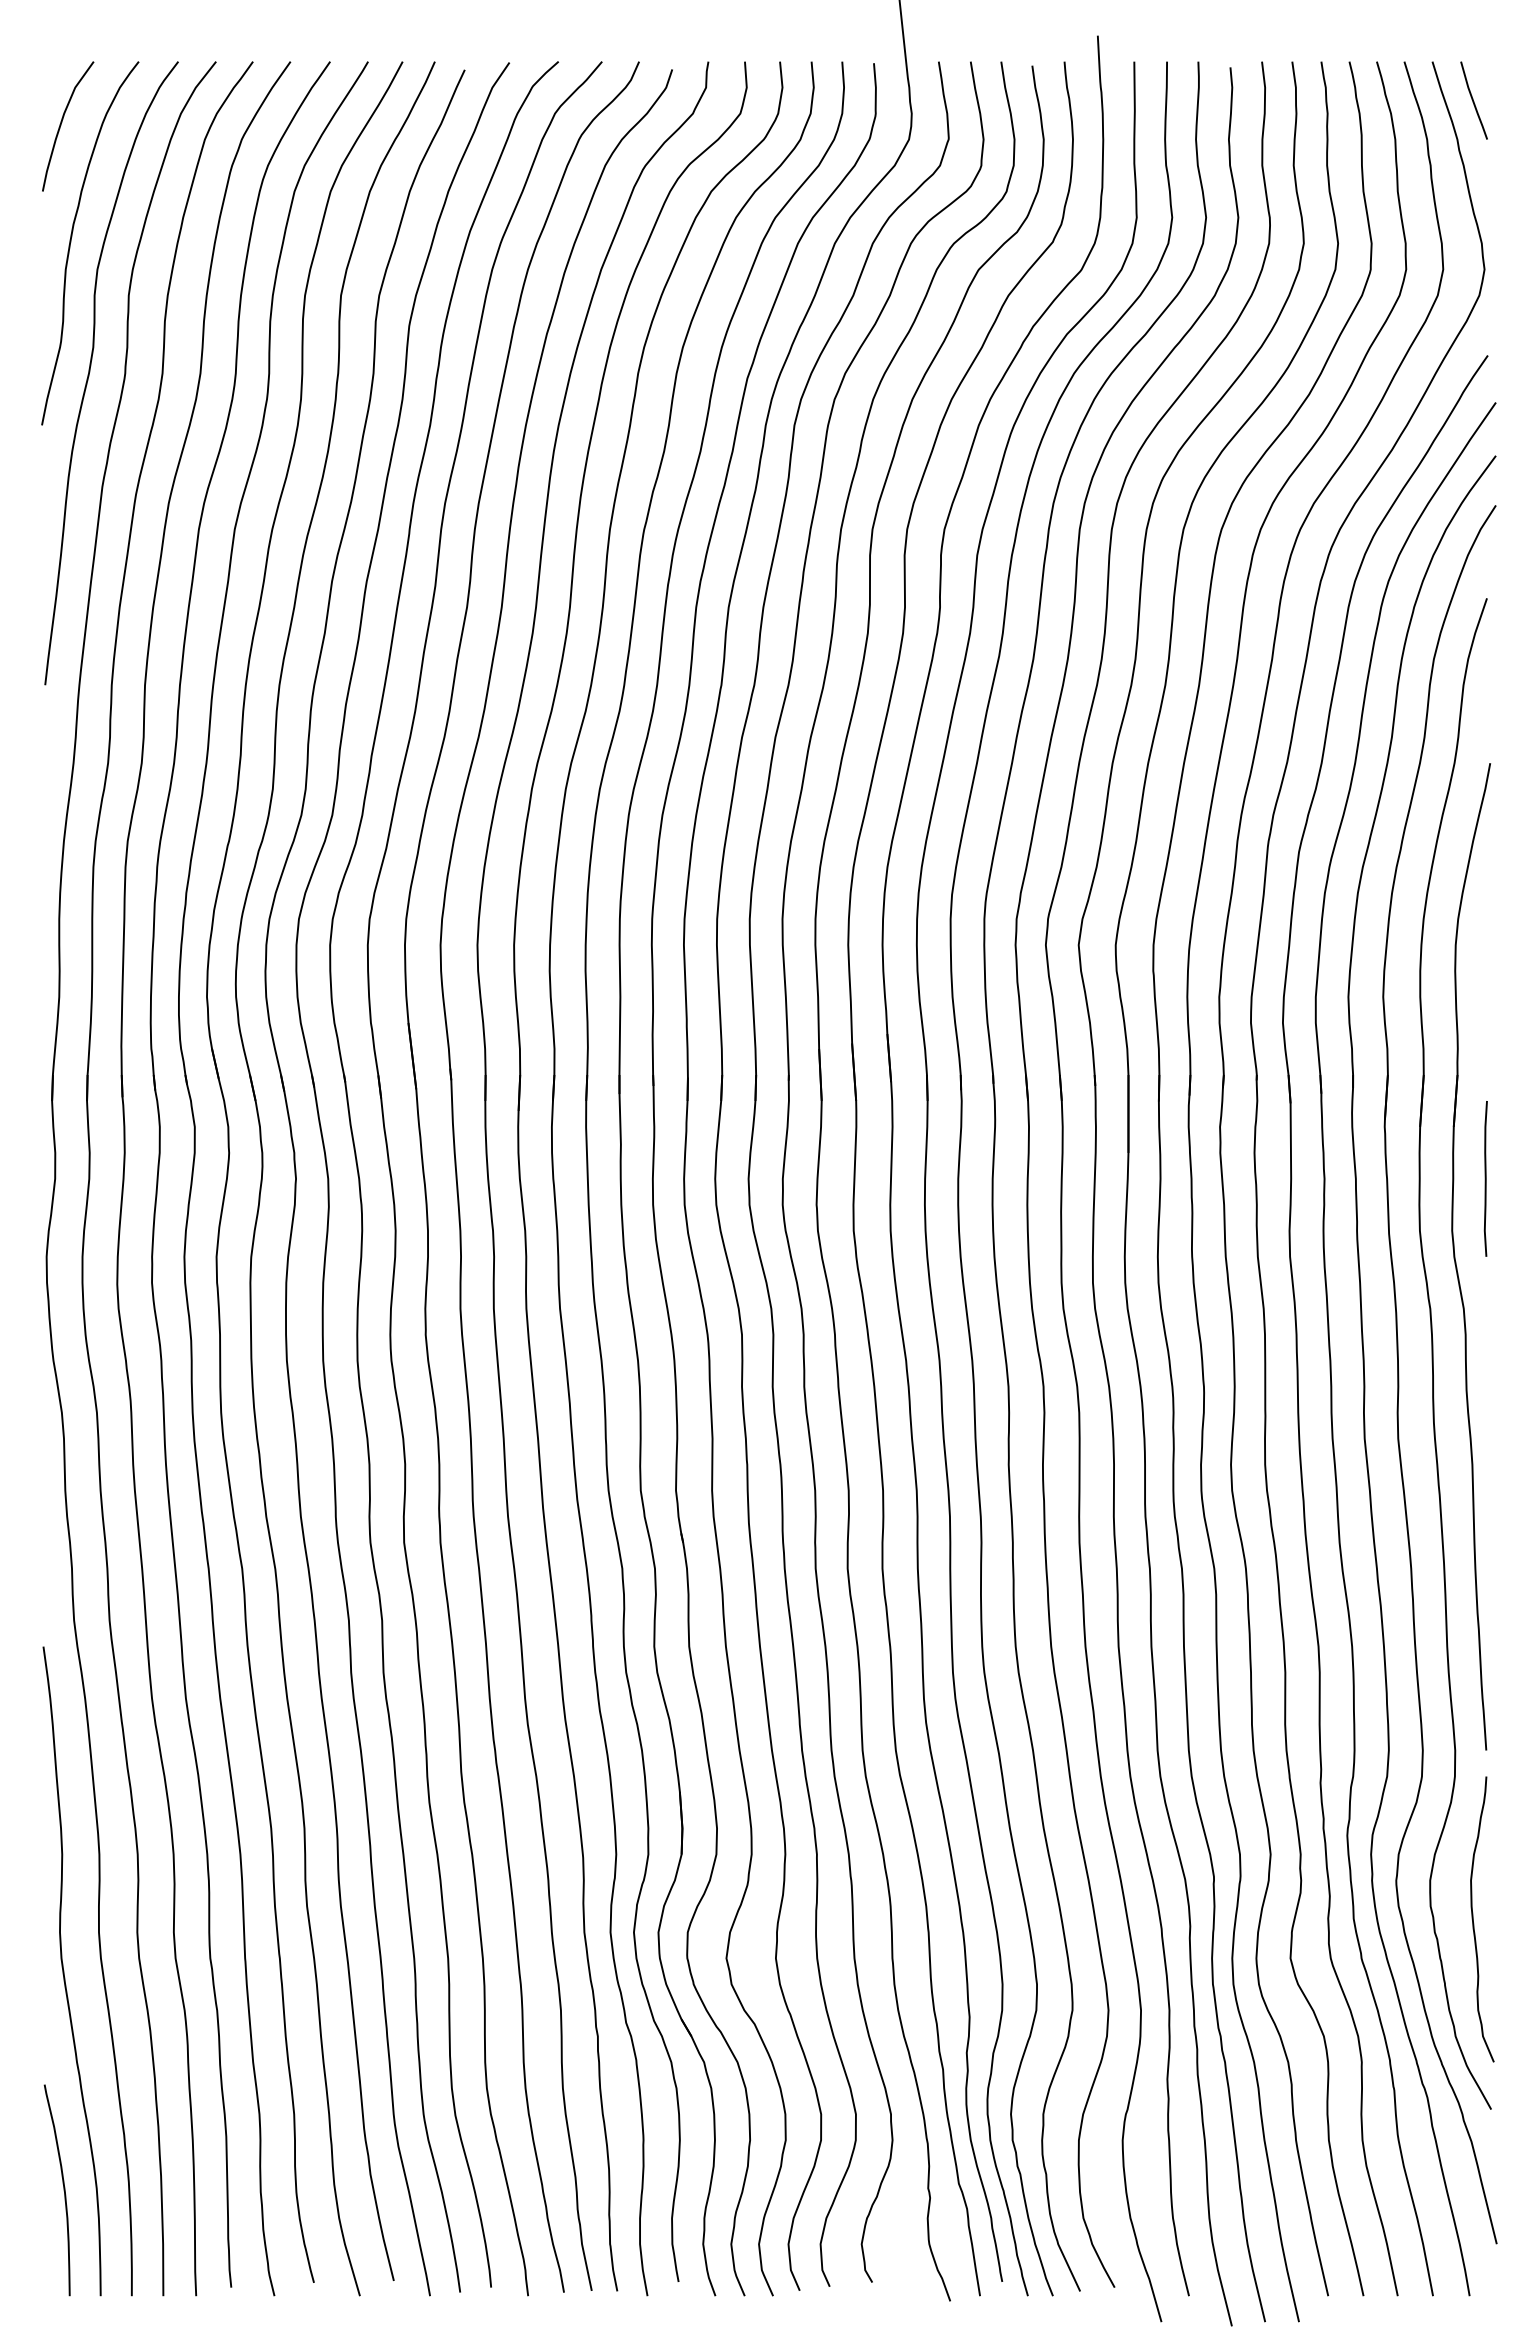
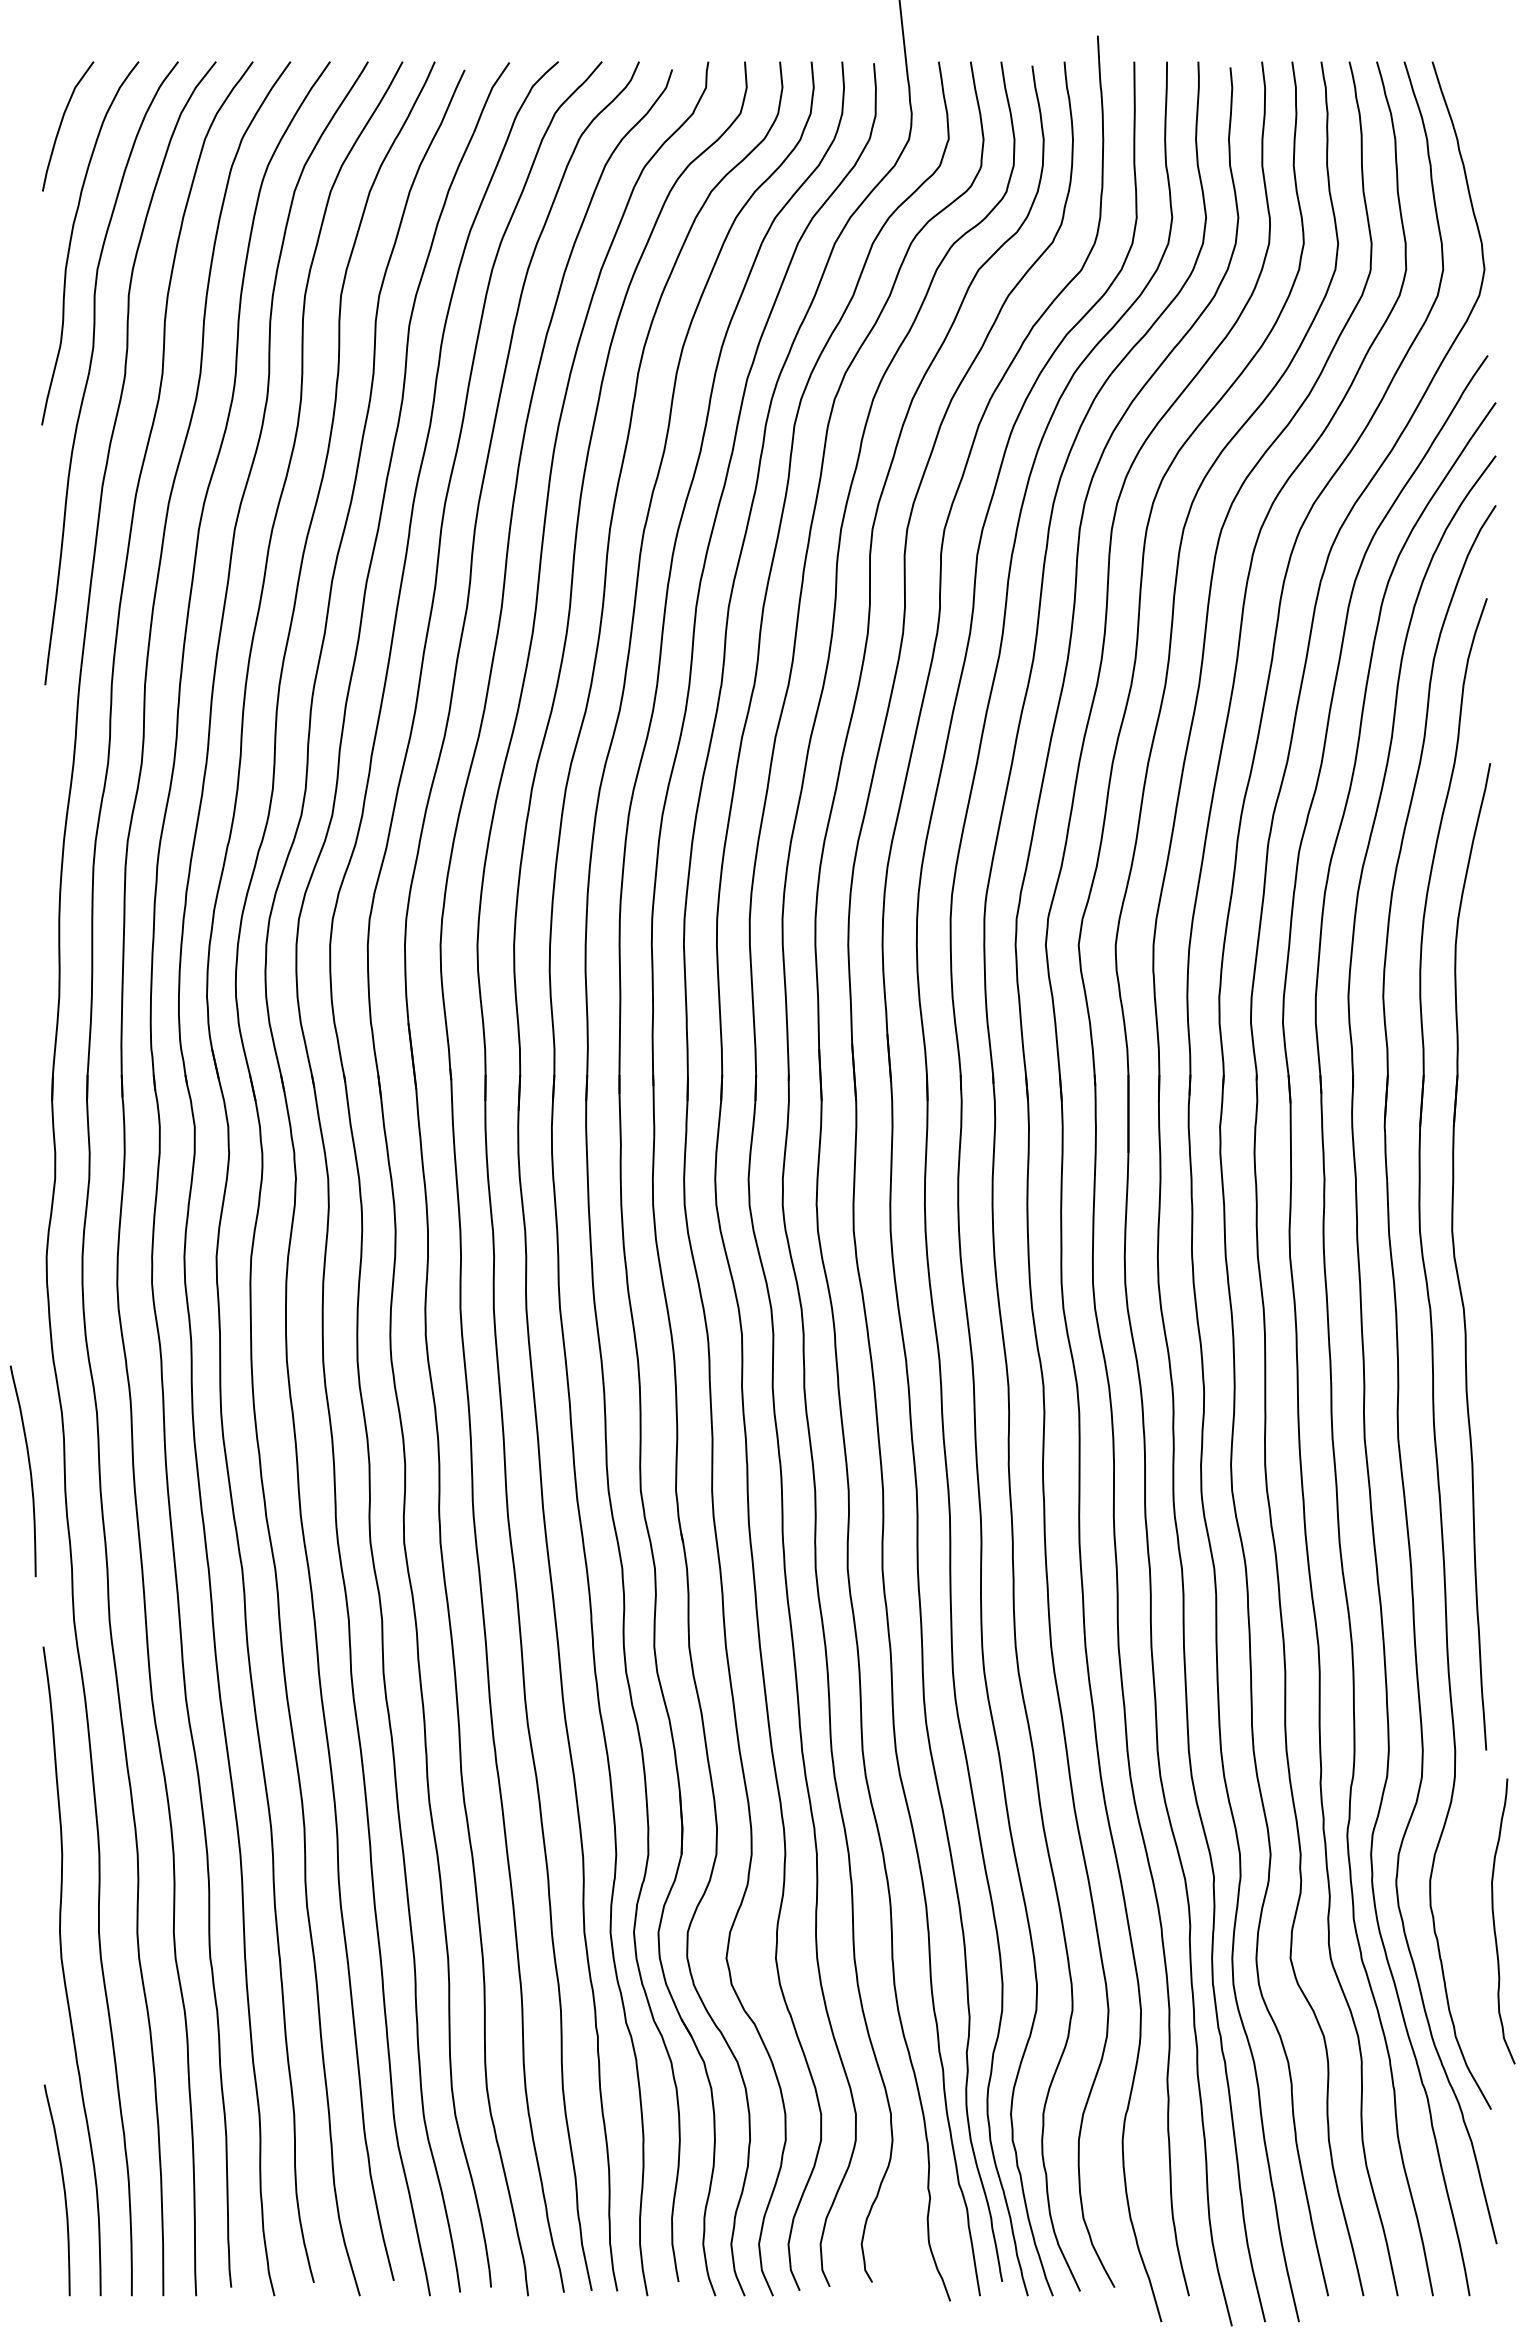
line: present -> none (1473, 100)
curve: present -> none (1485, 1178)
curve: none -> present (29, 1471)
curve position: (1474, 1923) -> (1495, 1925) (1495, 1925)
